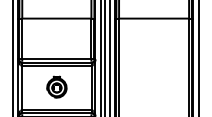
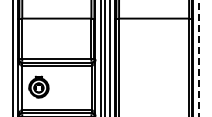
line: solid -> dashed (198, 58)
part position: (56, 86) -> (38, 86) (38, 86)
